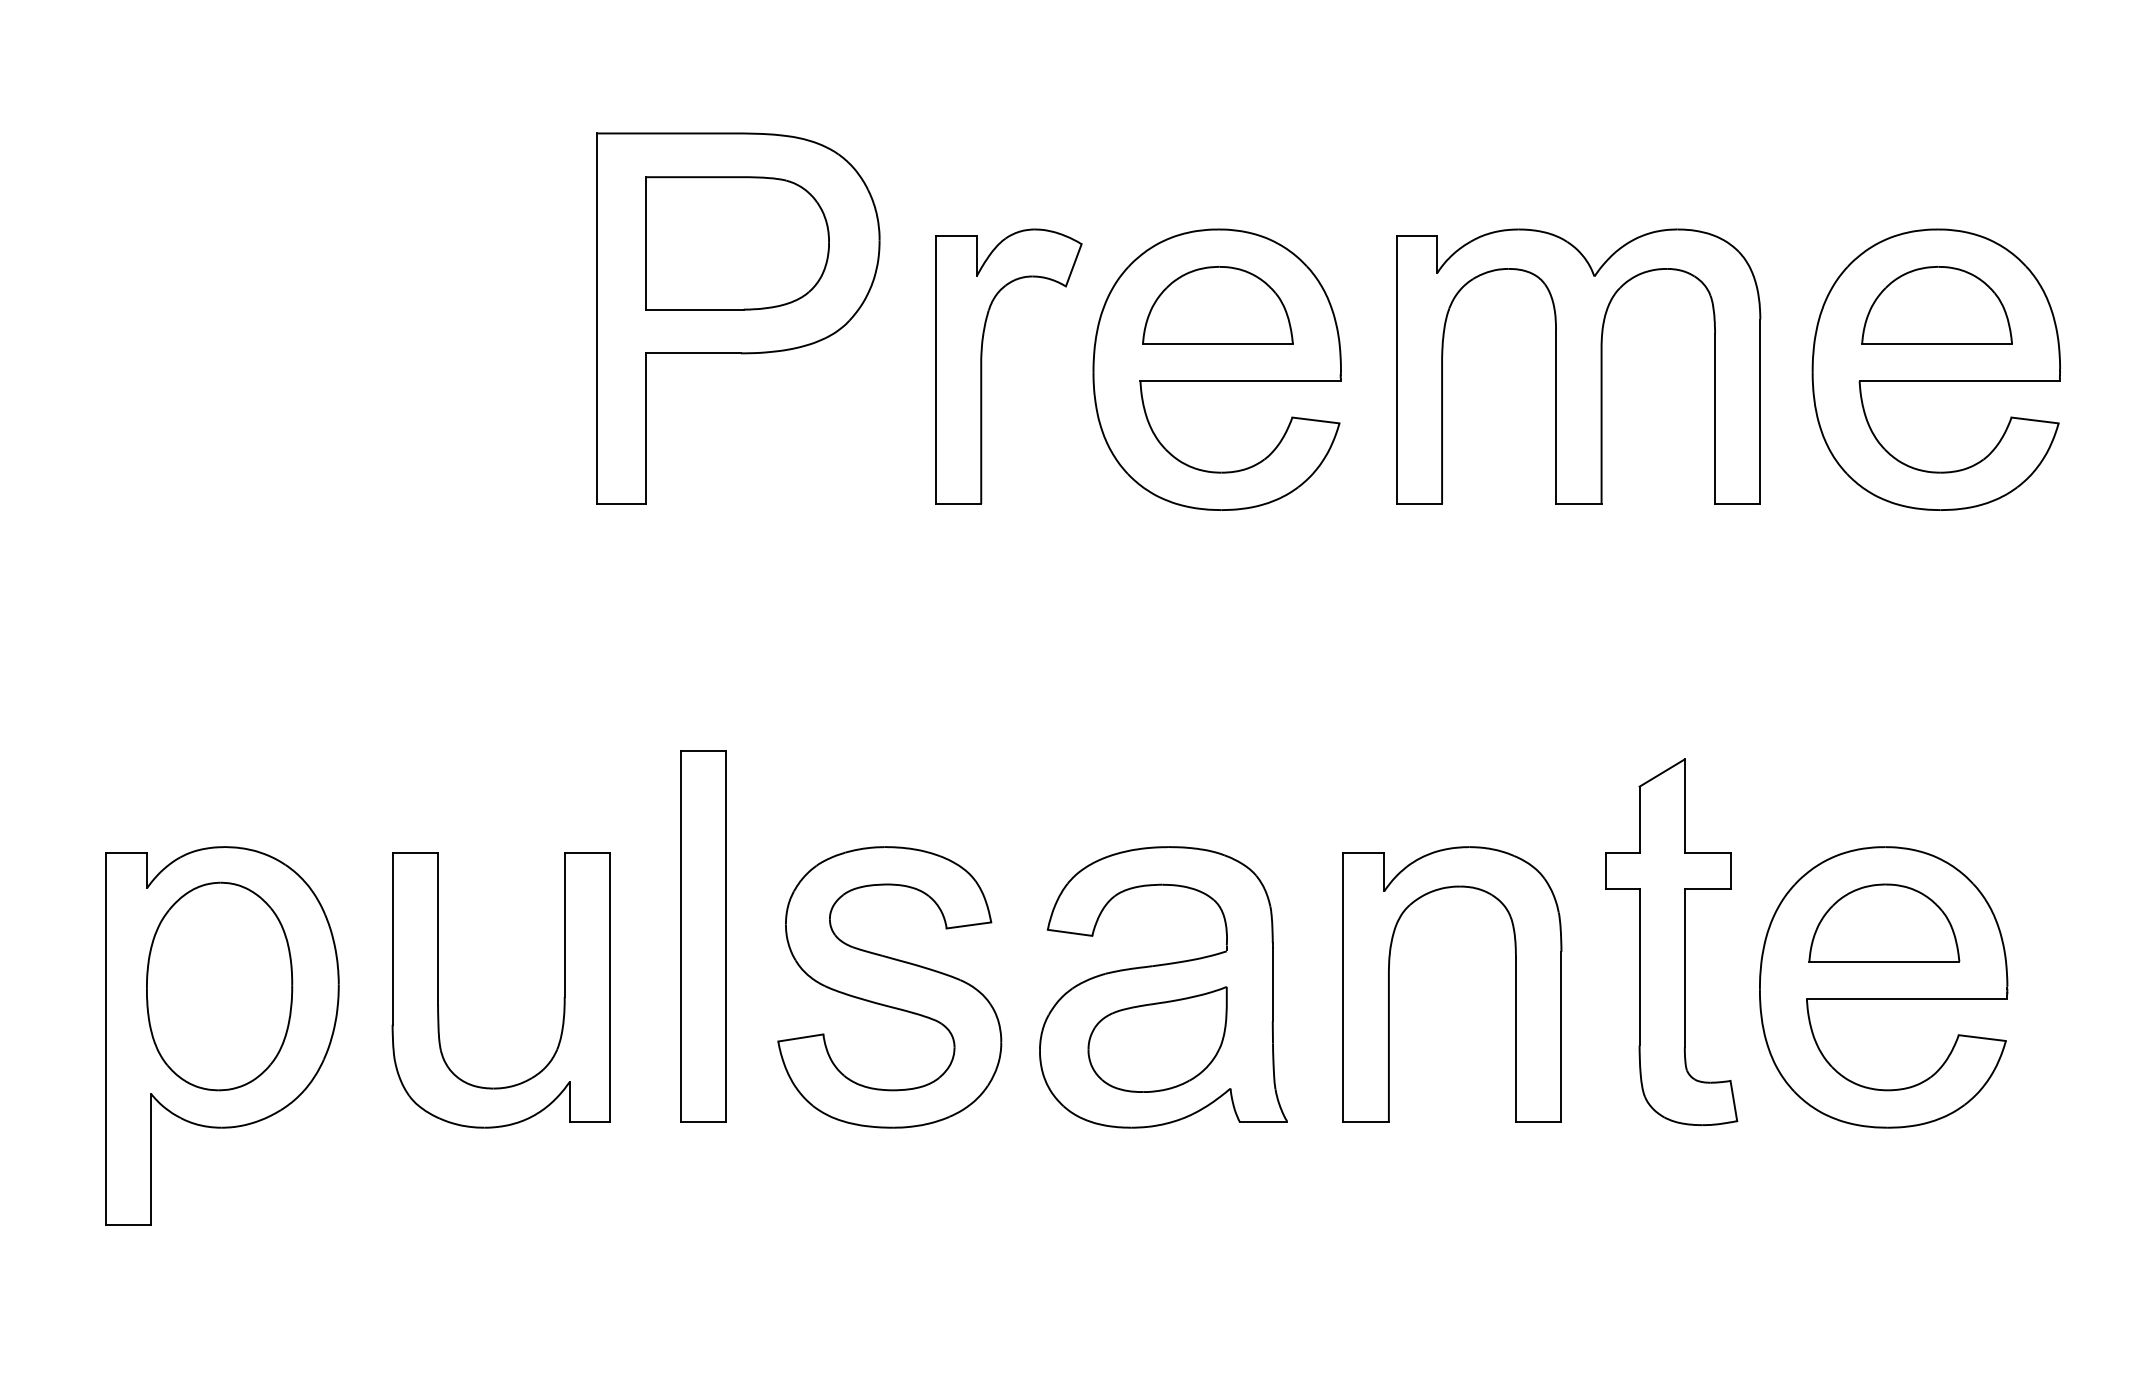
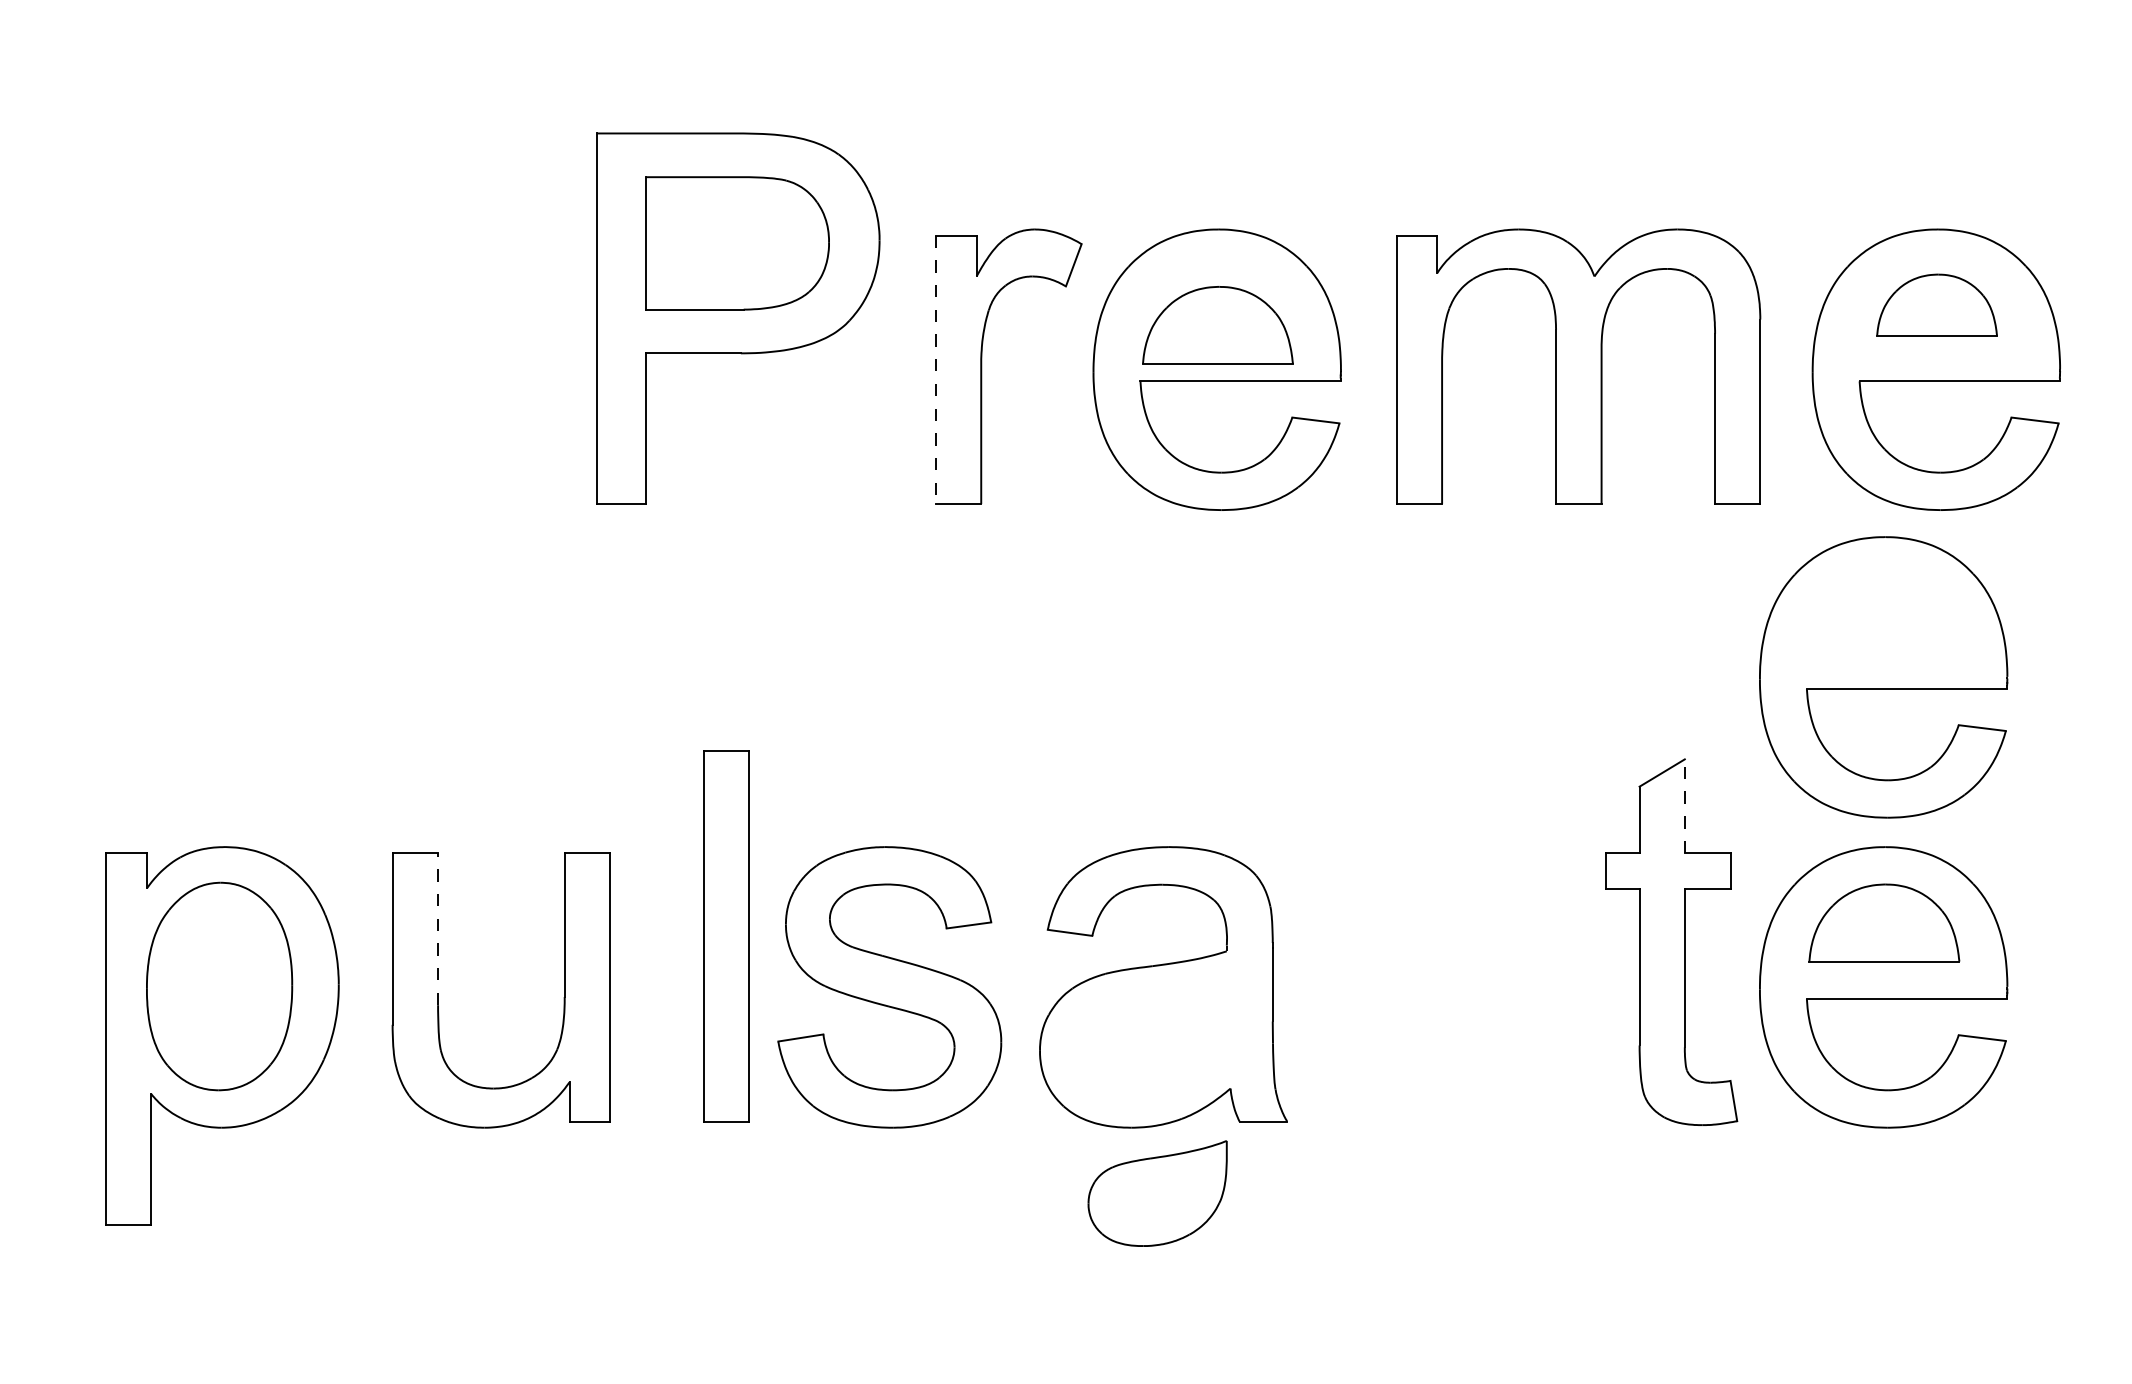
part position: (1217, 305) -> (1217, 325) (1217, 325)
part size: 152x79 px -> 122x64 px (1936, 304)
line: solid -> dashed (935, 370)
part: none -> present (1883, 677)
line: solid -> dashed (1684, 806)
line: solid -> dashed (438, 929)
part position: (703, 936) -> (726, 936) (726, 936)
part: present -> none (1389, 984)
part position: (1157, 1039) -> (1157, 1193) (1157, 1193)
